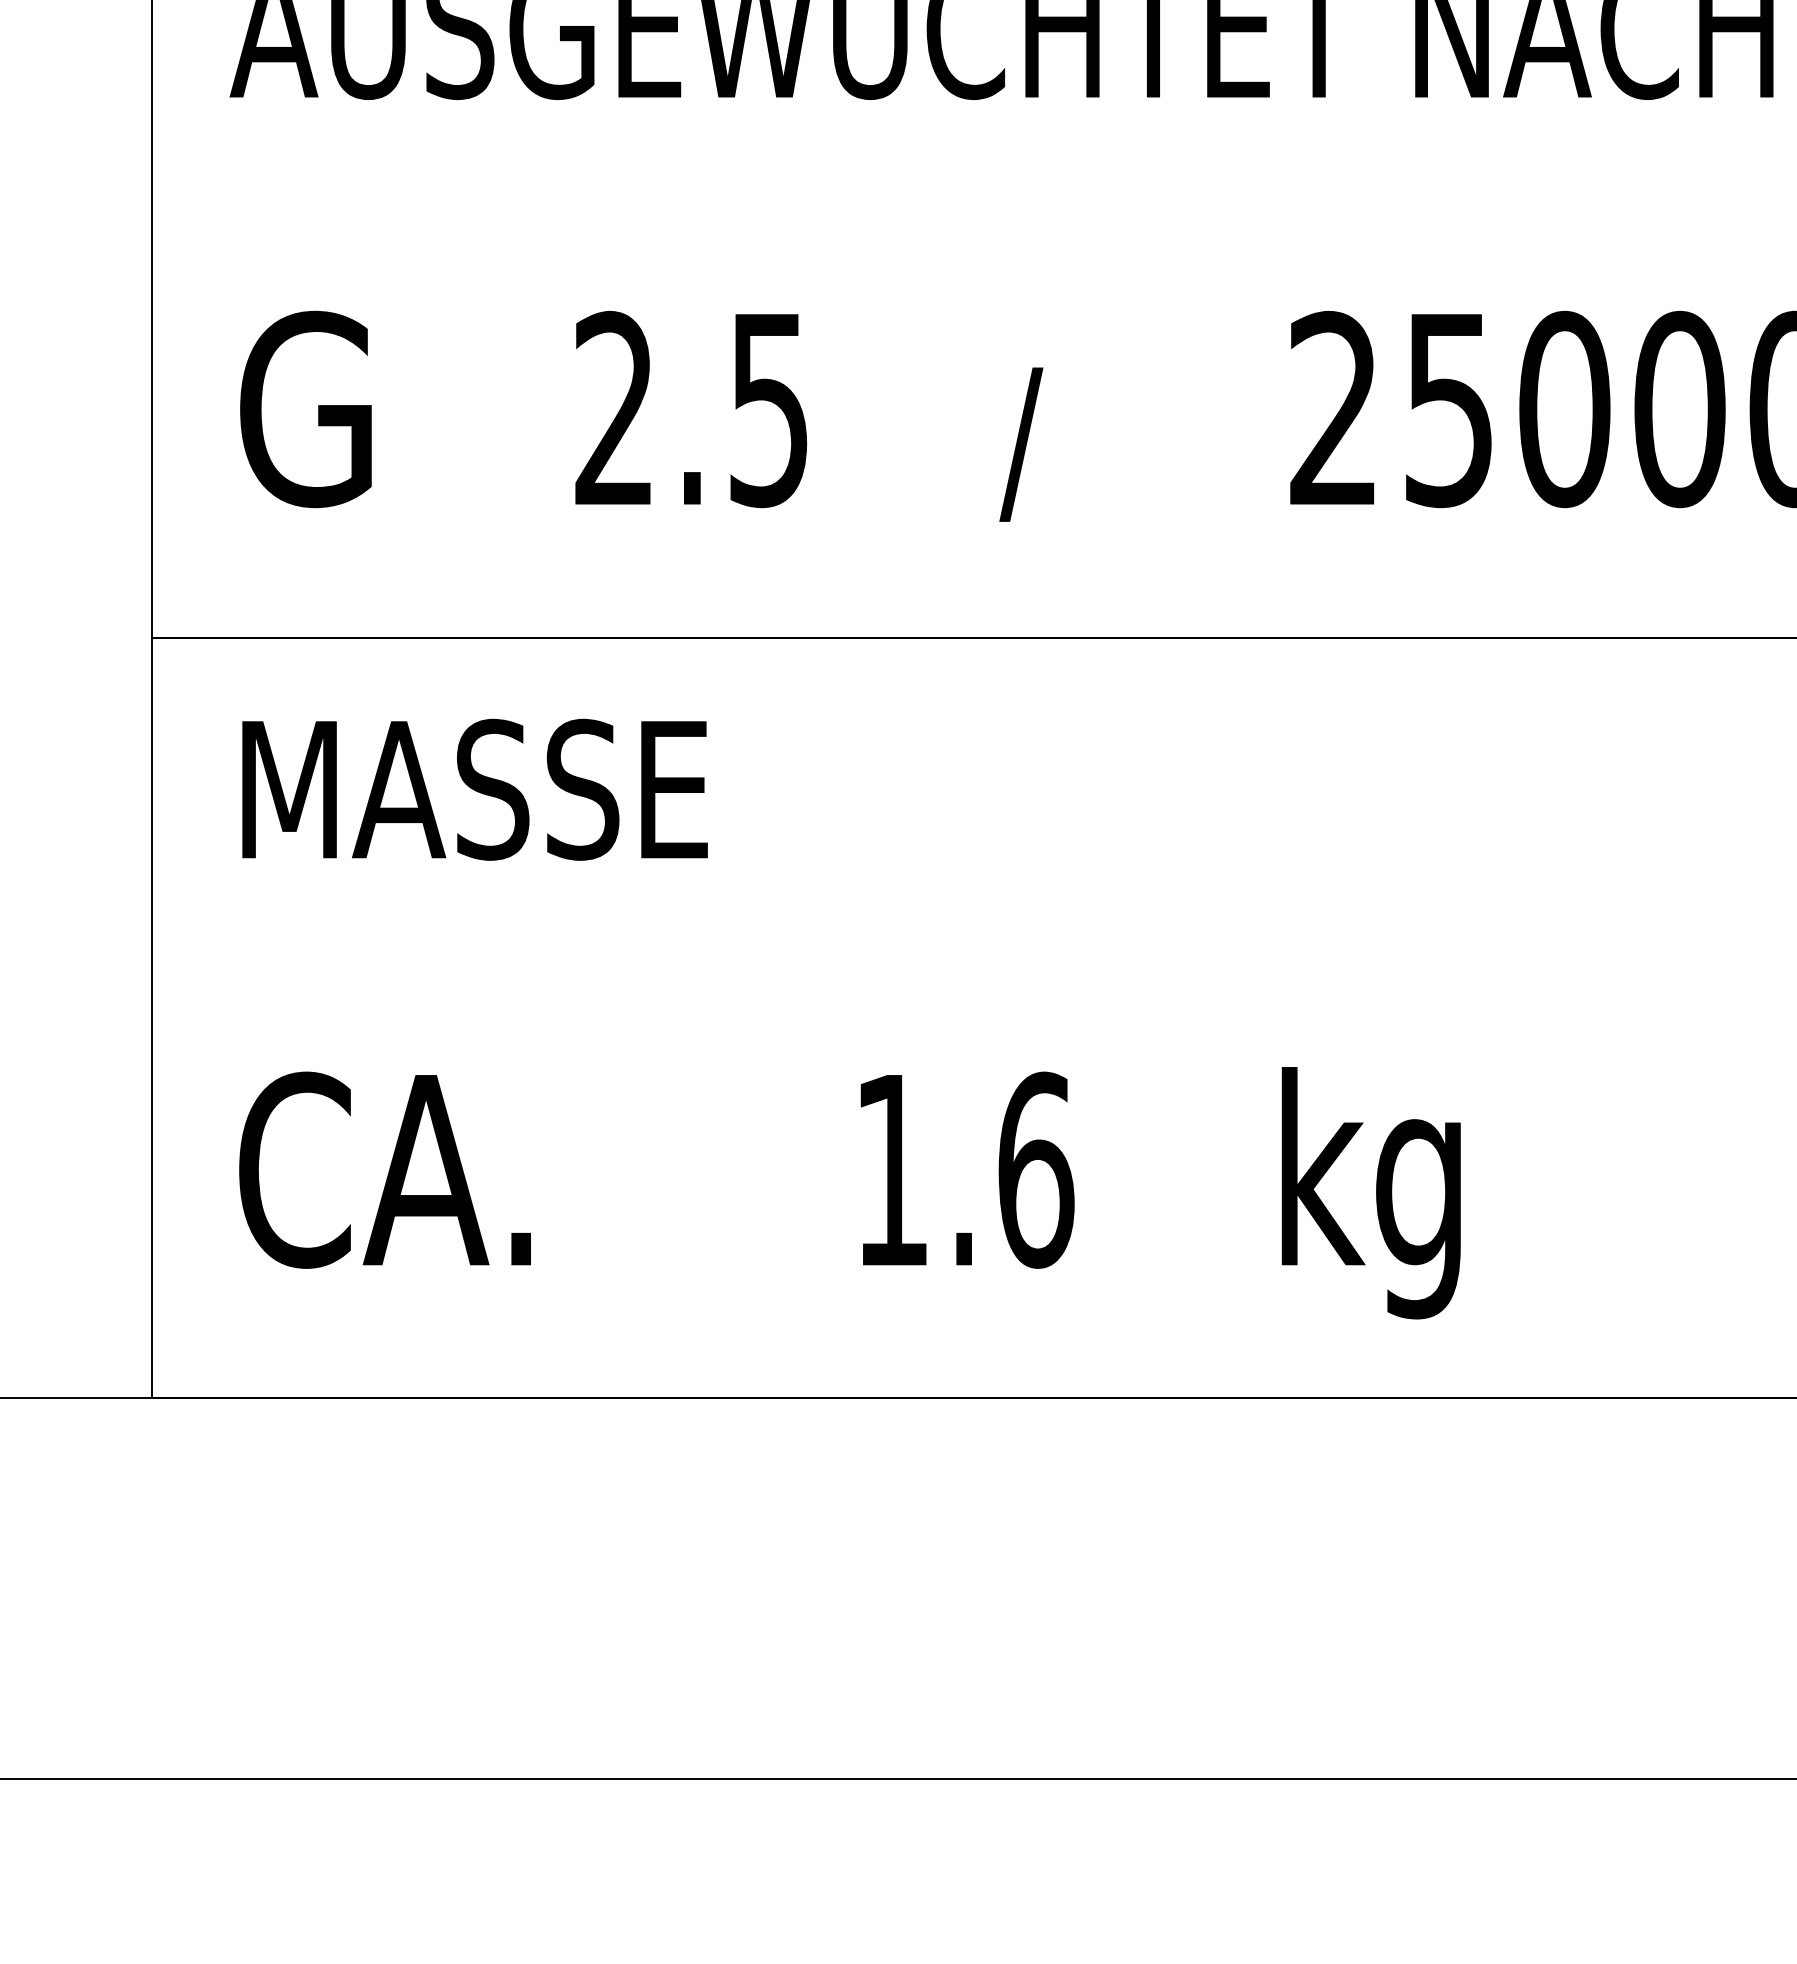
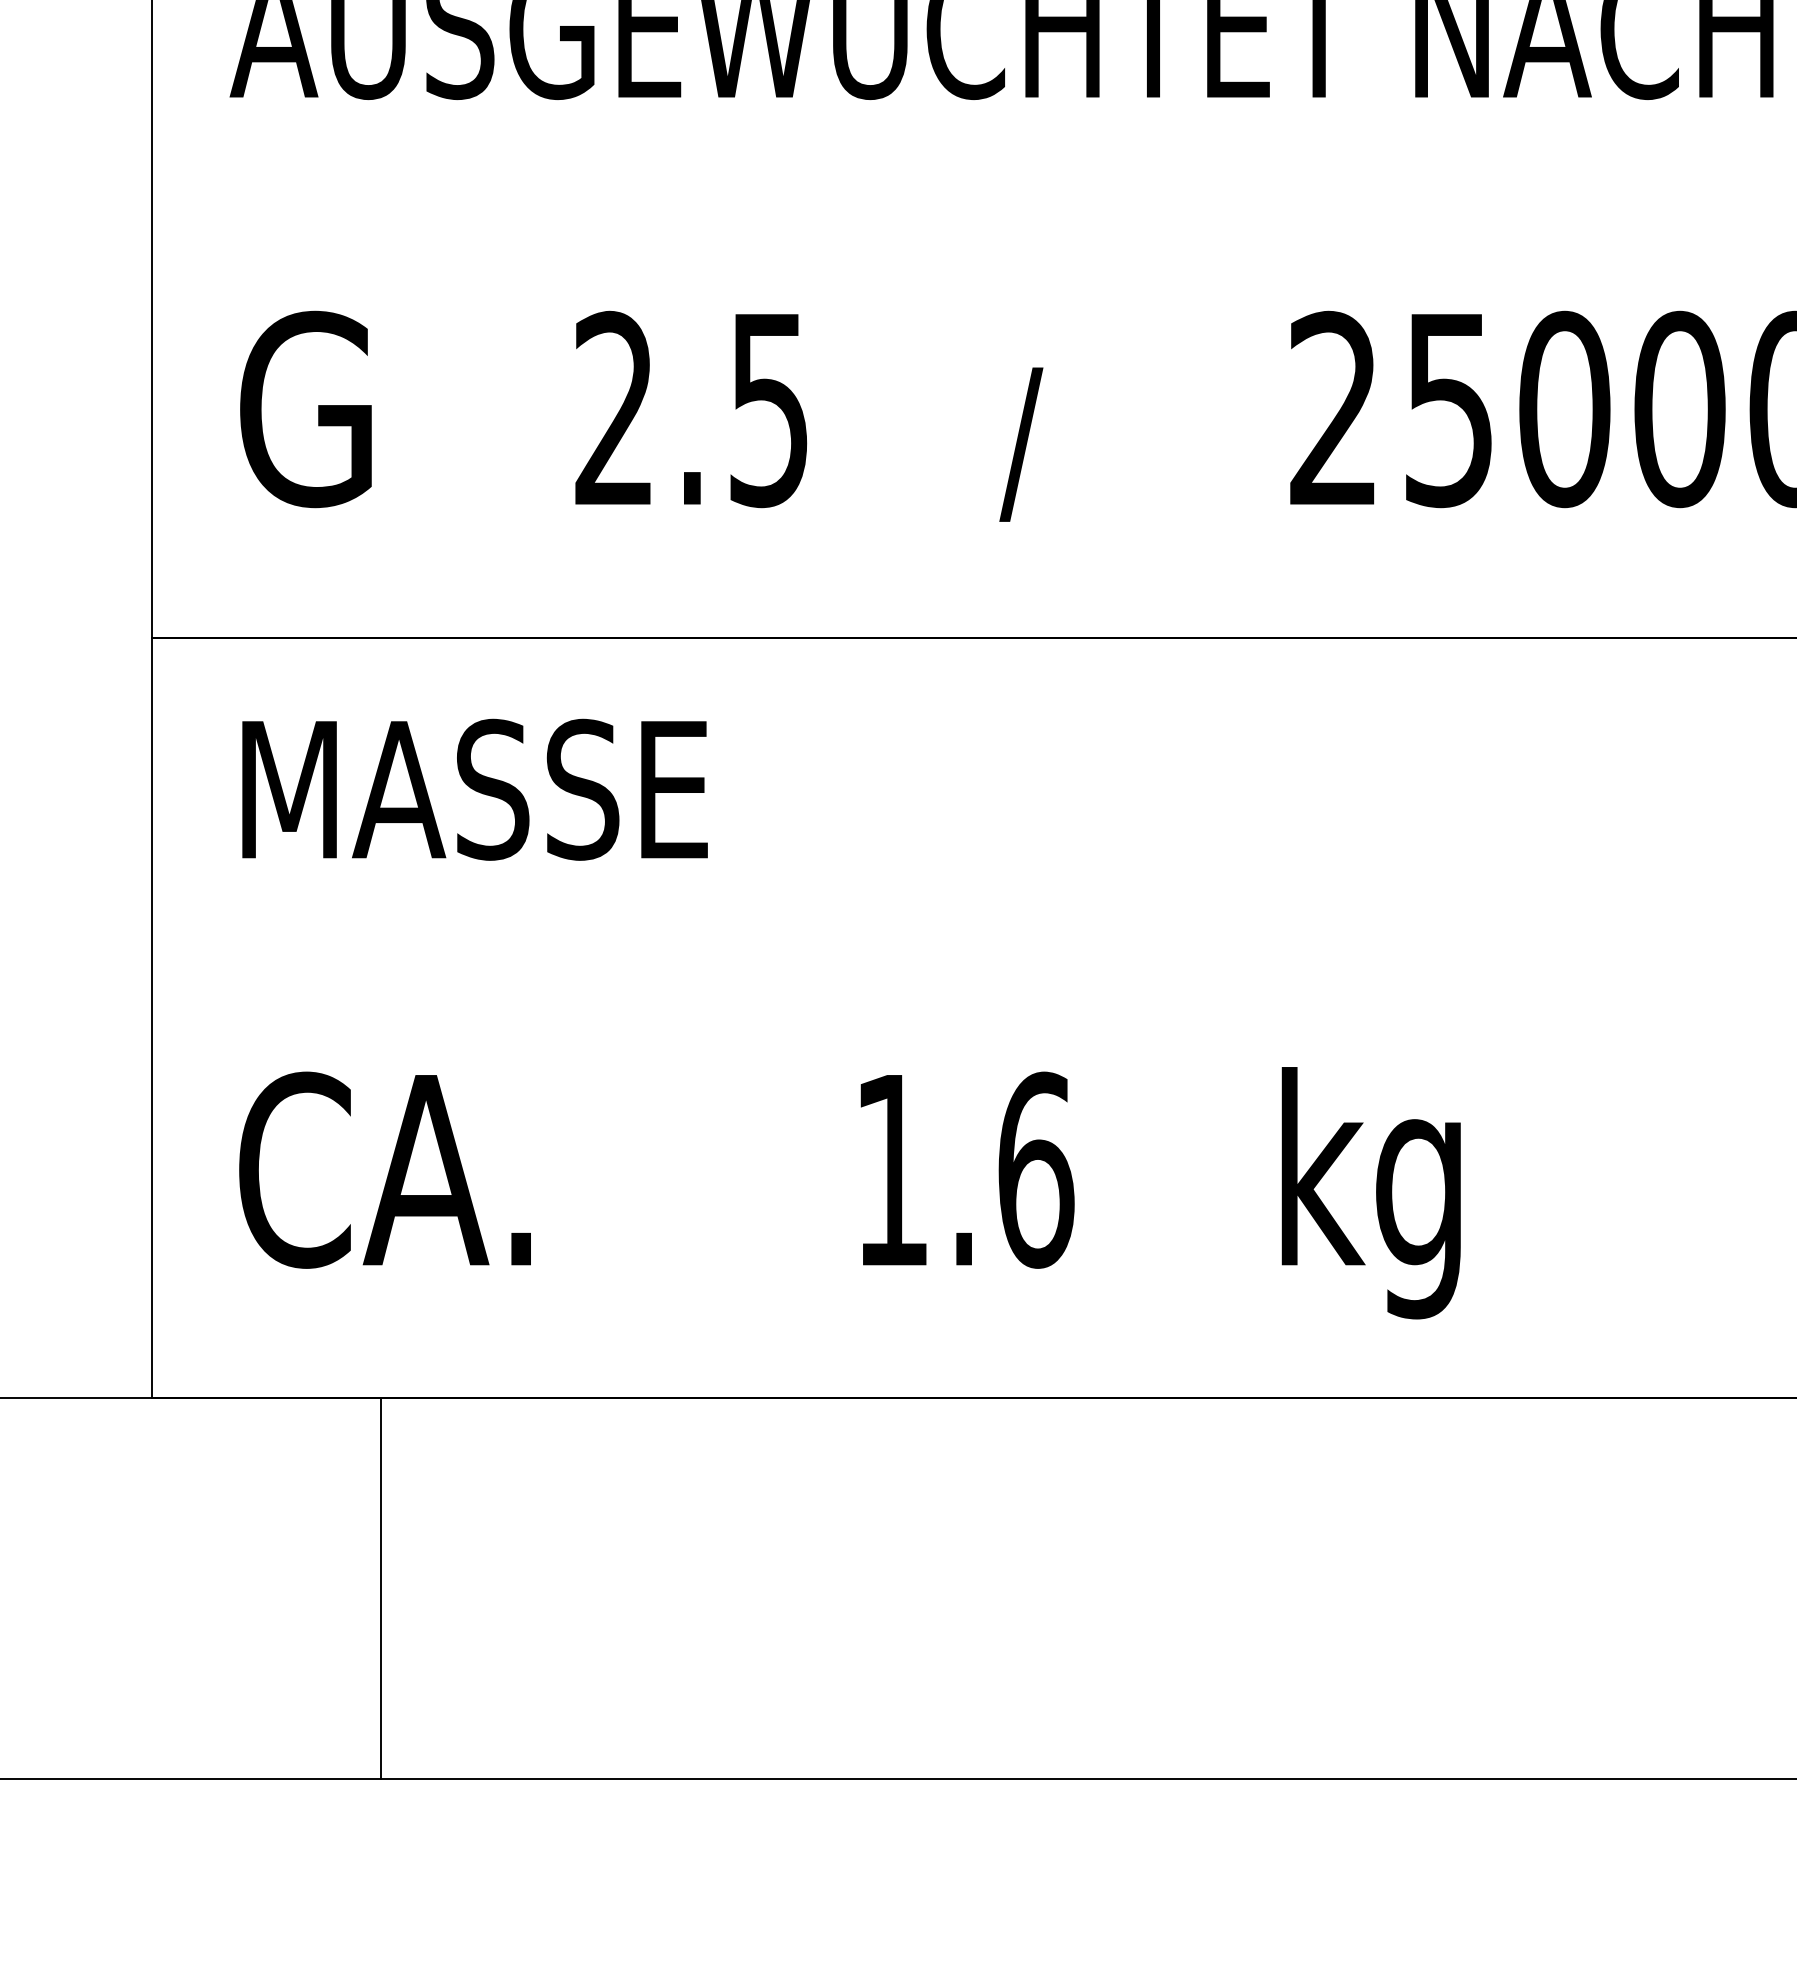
line: none -> present (380, 1588)
